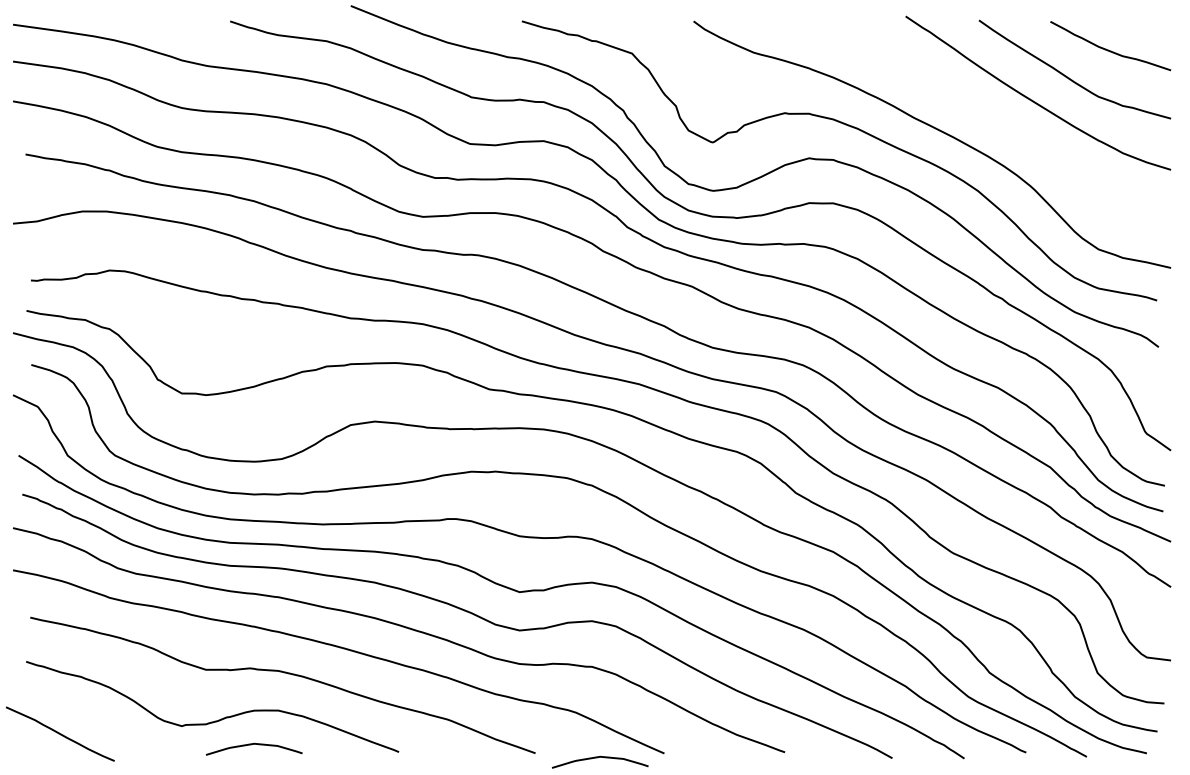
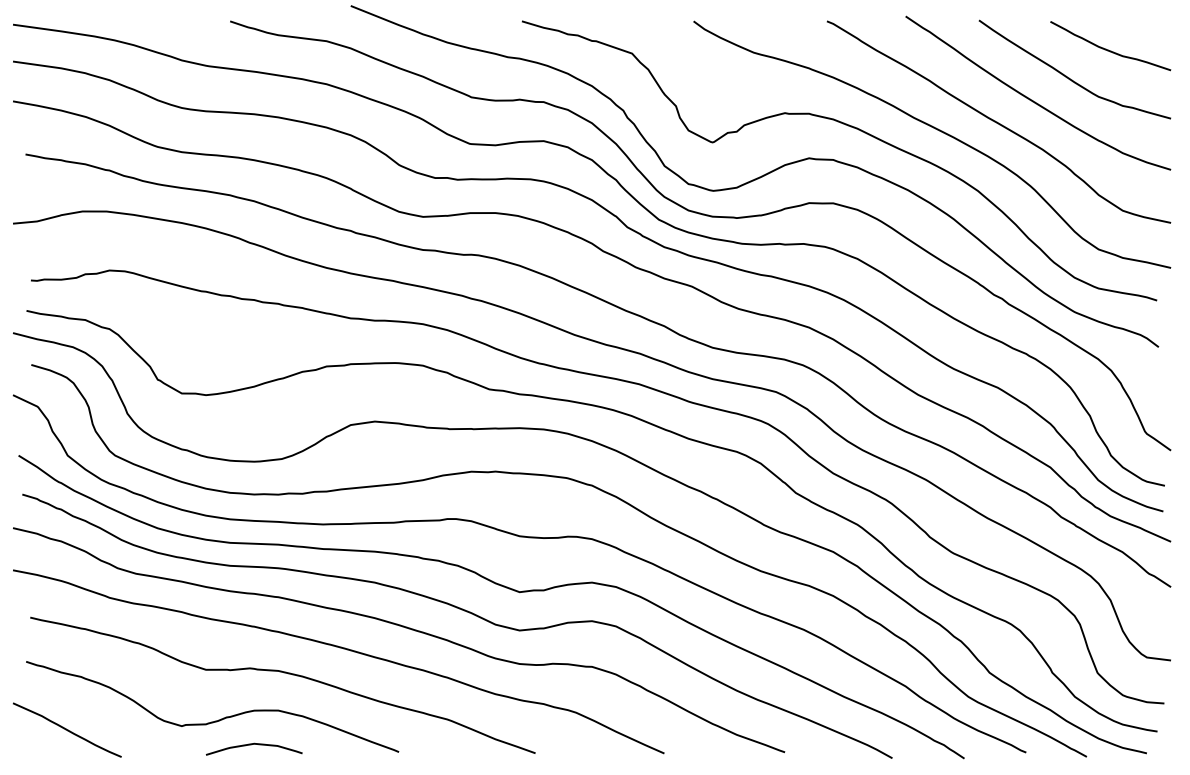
curve: none -> present (997, 121)
curve position: (60, 733) -> (67, 729) (67, 729)
curve: present -> none (600, 757)
